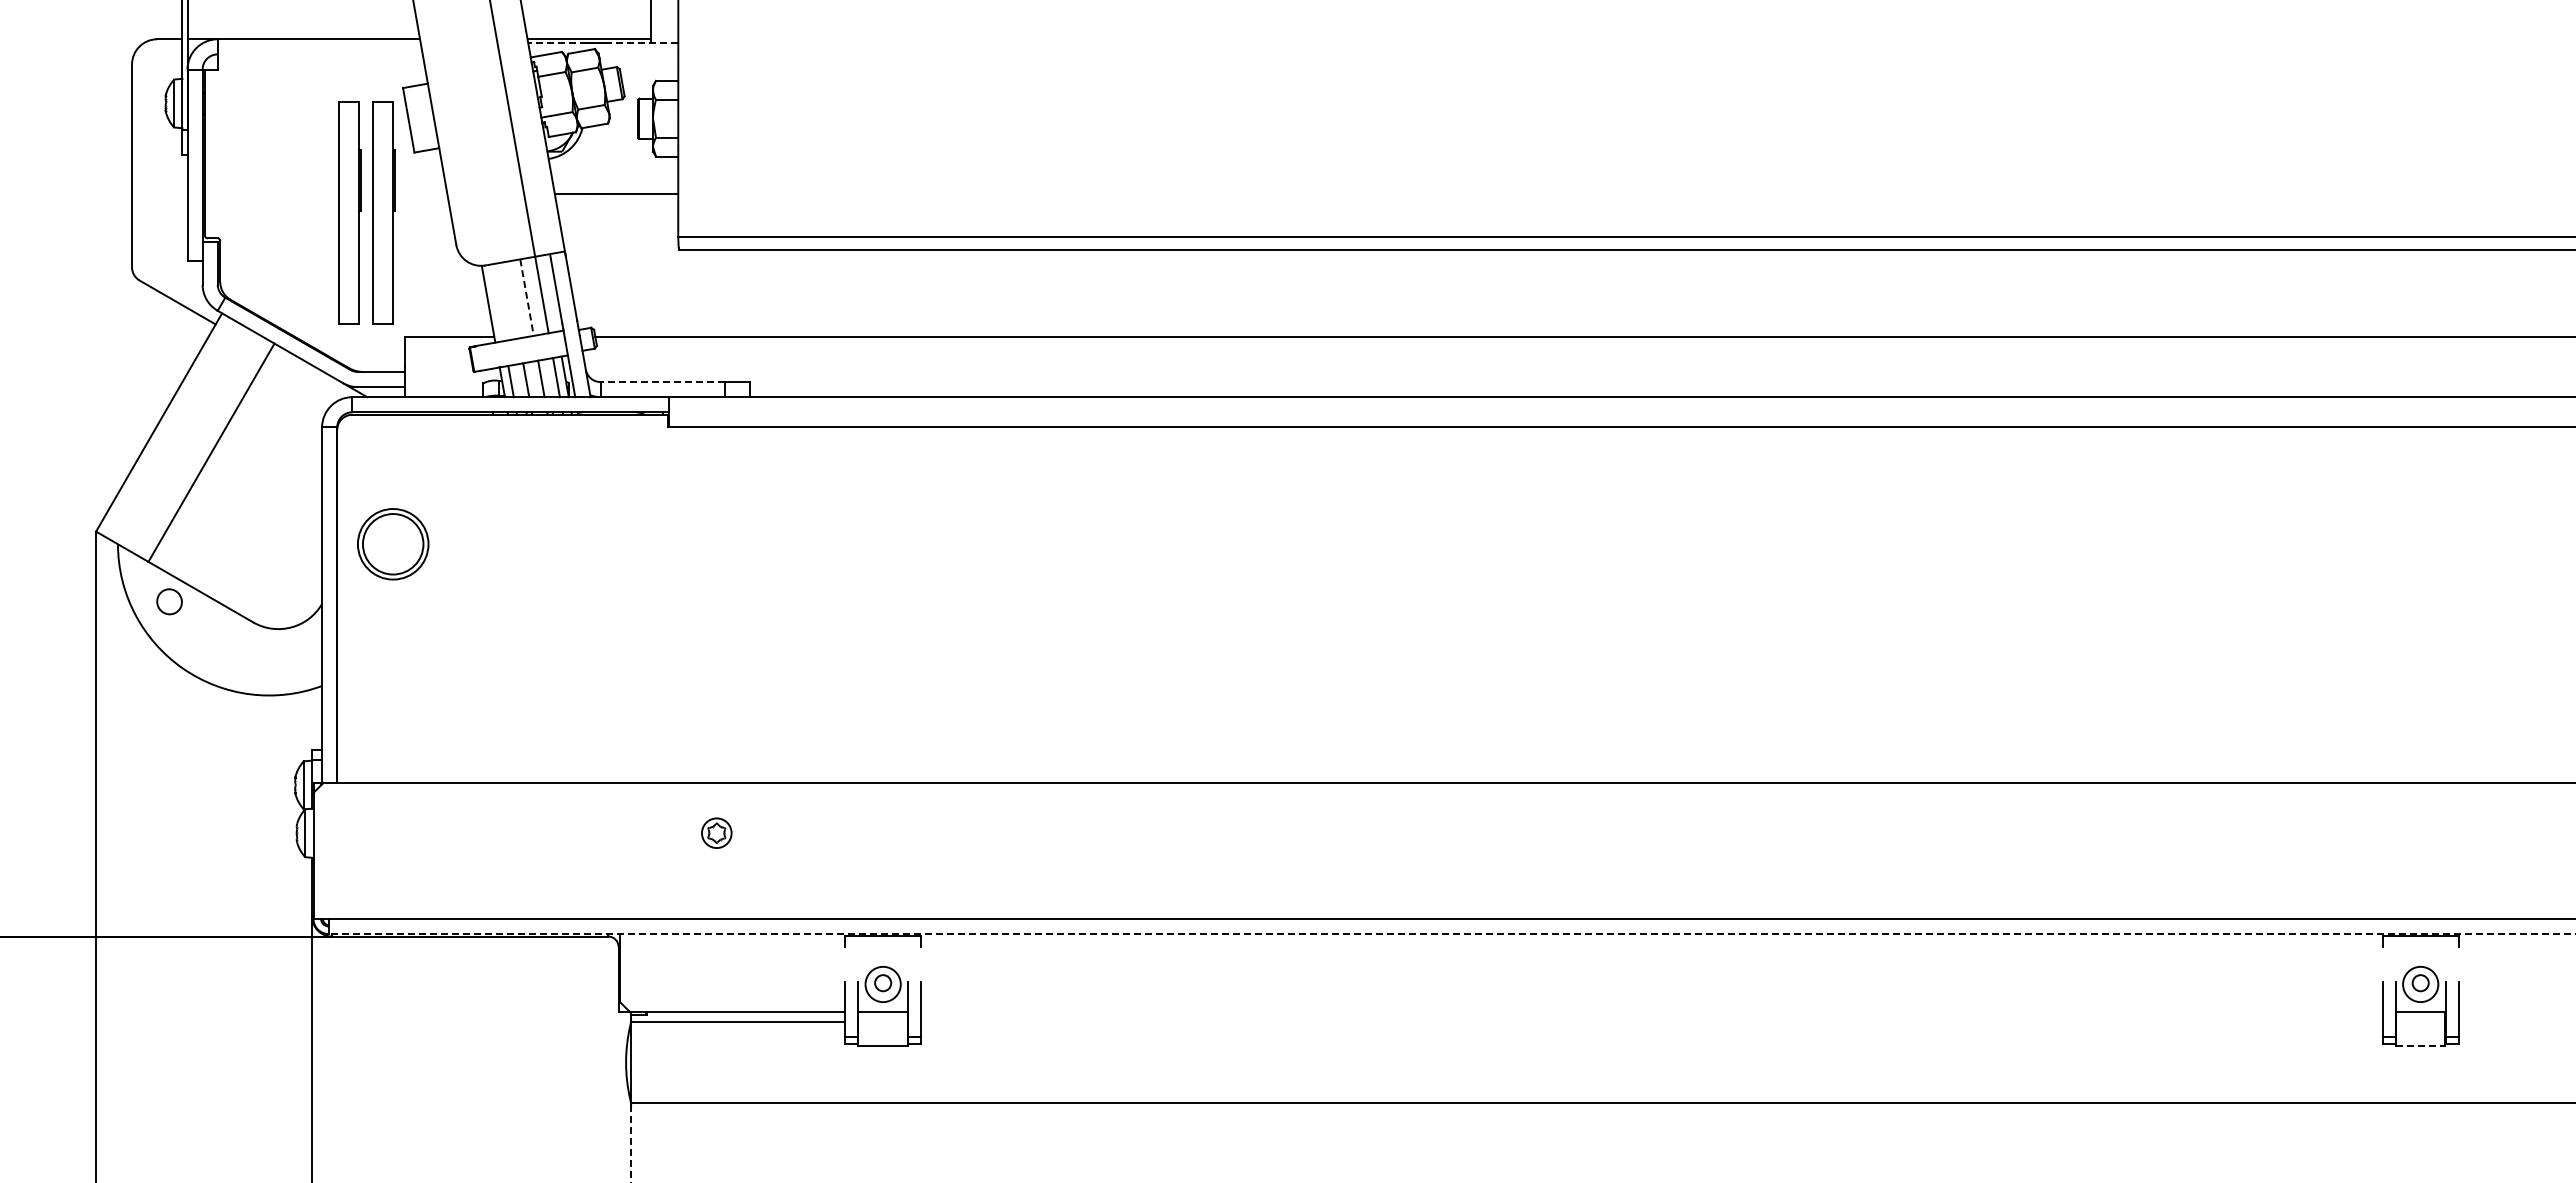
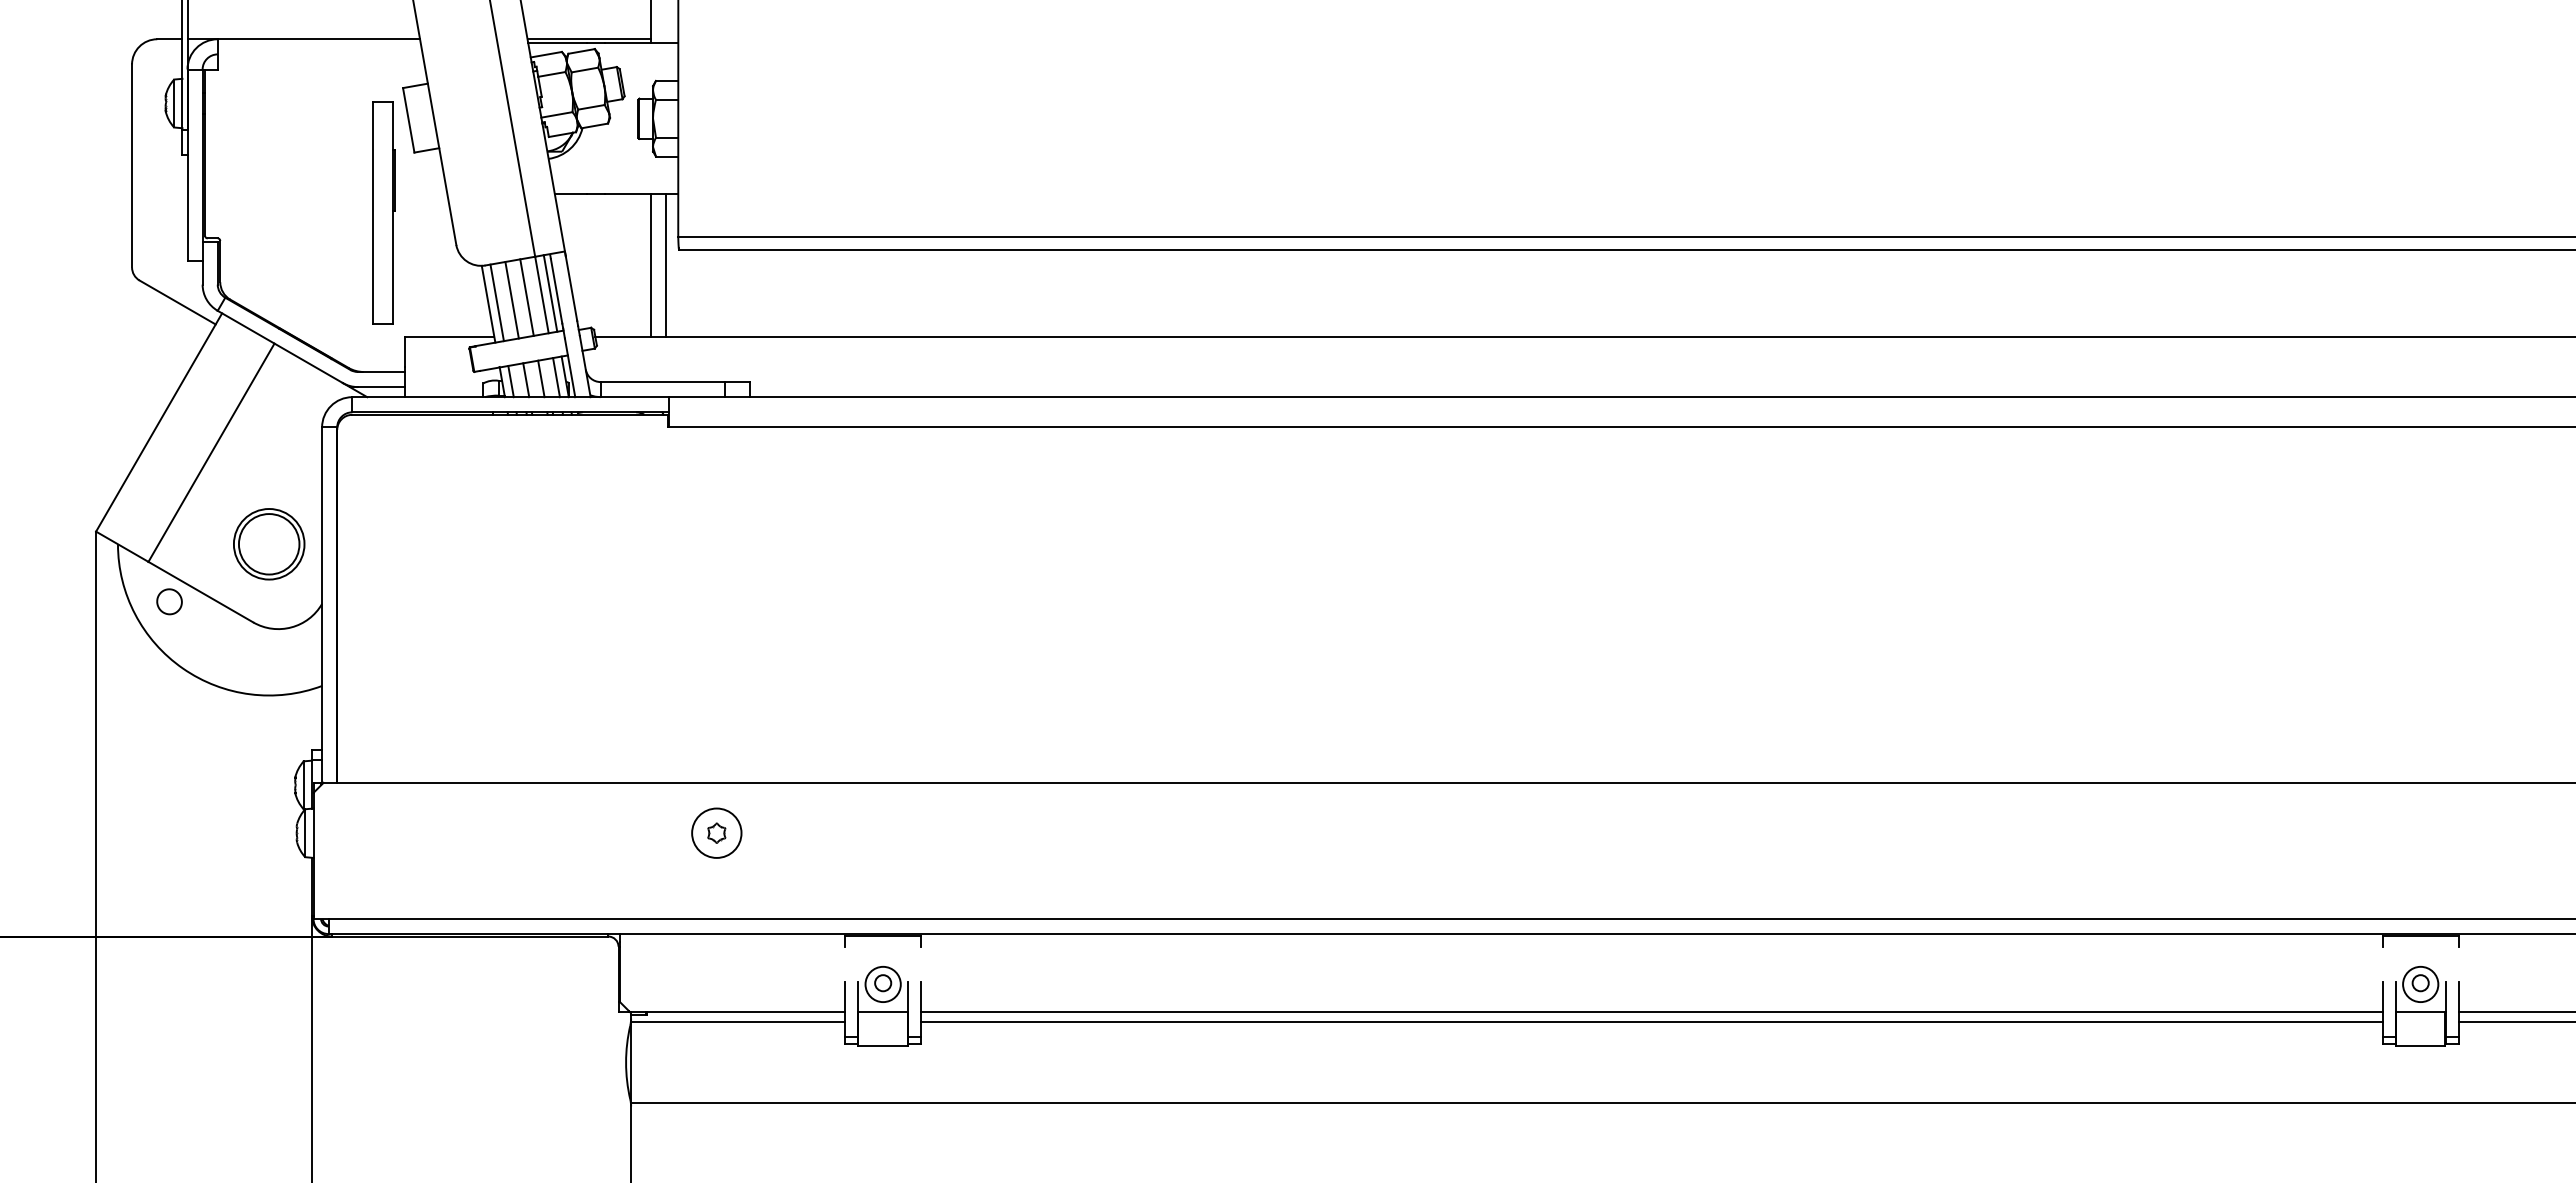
line: dashed -> solid (557, 43)
line: dashed -> solid (641, 43)
part: present -> none (349, 212)
line: none -> present (651, 265)
line: none -> present (666, 265)
line: none -> present (550, 293)
line: dashed -> solid (527, 297)
line: none -> present (511, 299)
line: none -> present (496, 302)
line: dashed -> solid (662, 382)
part position: (393, 544) -> (269, 544) (269, 544)
circle diameter: 30 px -> 49 px (716, 832)
line: dashed -> solid (1451, 934)
line: none -> present (1651, 1012)
line: none -> present (2515, 1012)
line: none -> present (1651, 1022)
line: none -> present (2515, 1022)
line: dashed -> solid (2420, 1046)
line: dashed -> solid (631, 1142)
